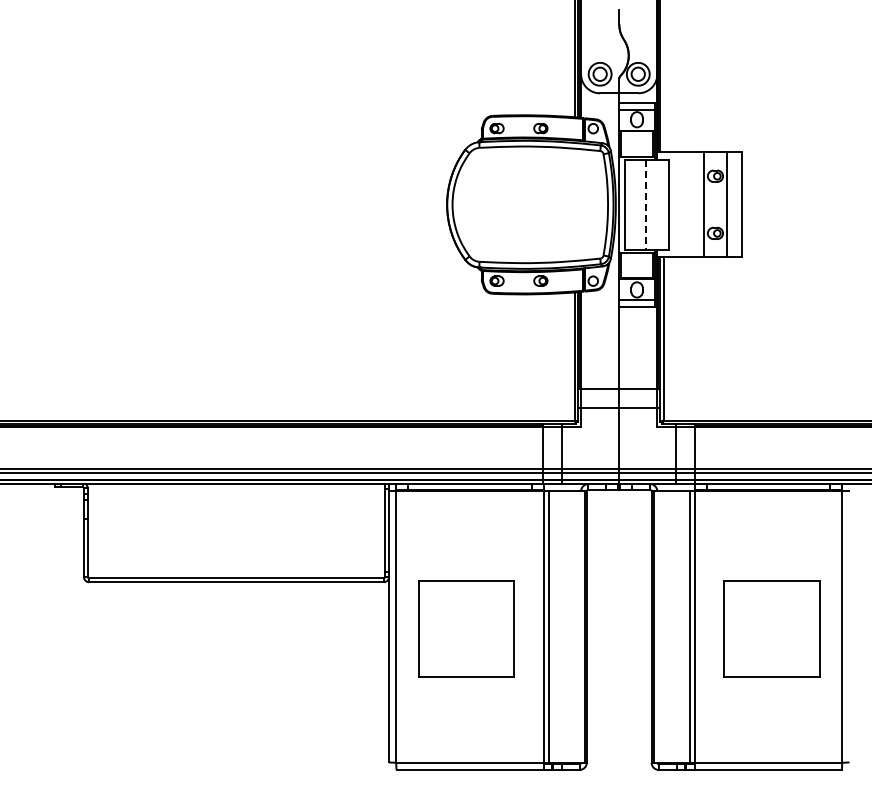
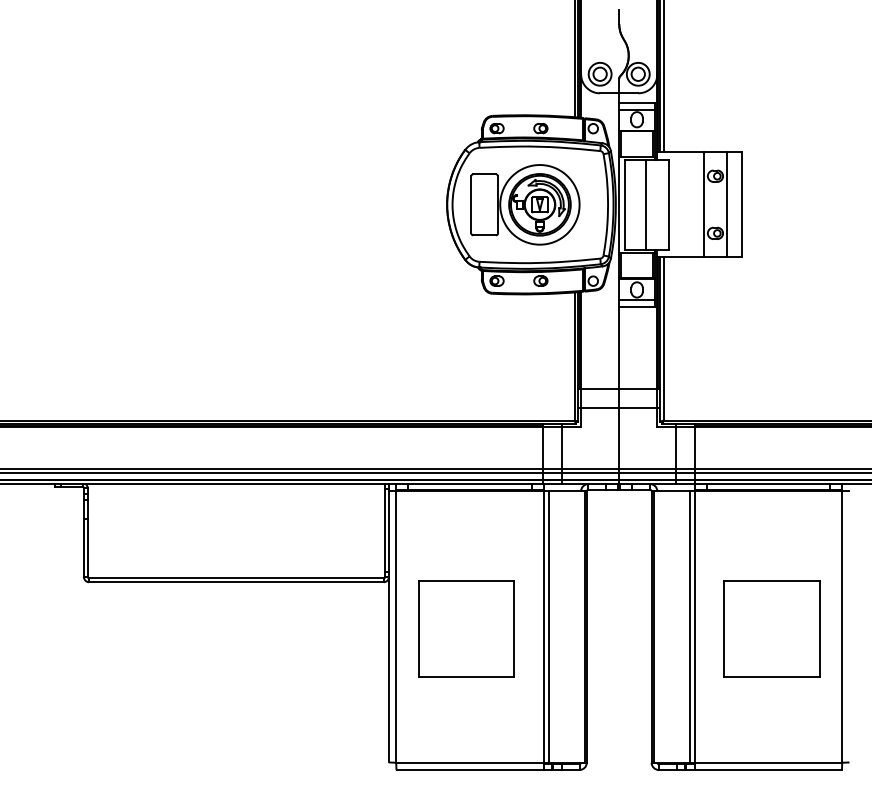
line: none -> present (663, 77)
part: none -> present (525, 204)
line: dashed -> solid (645, 204)
